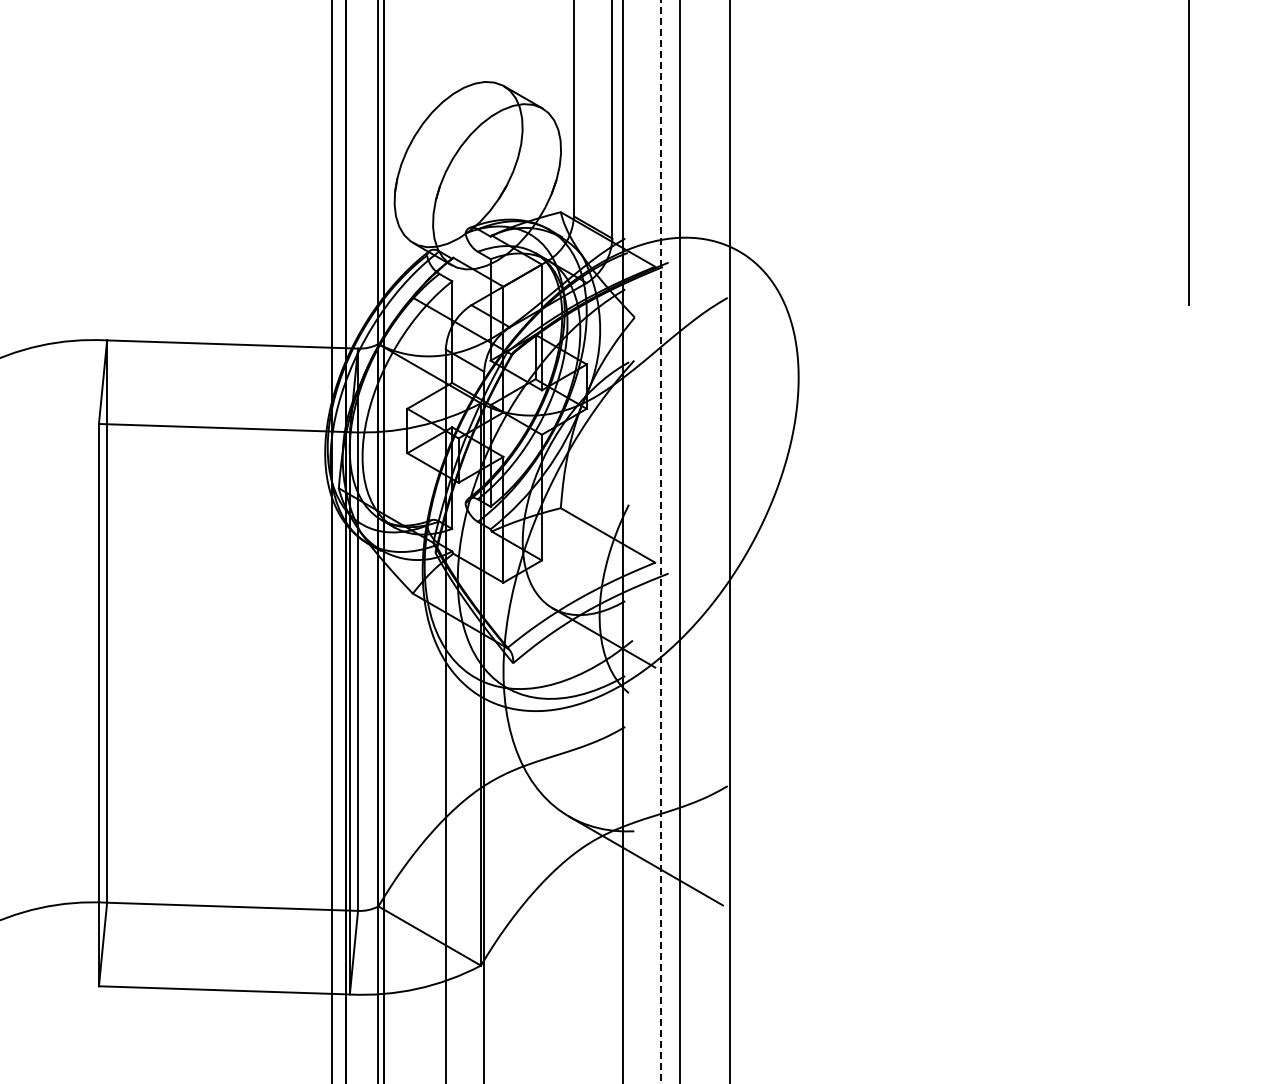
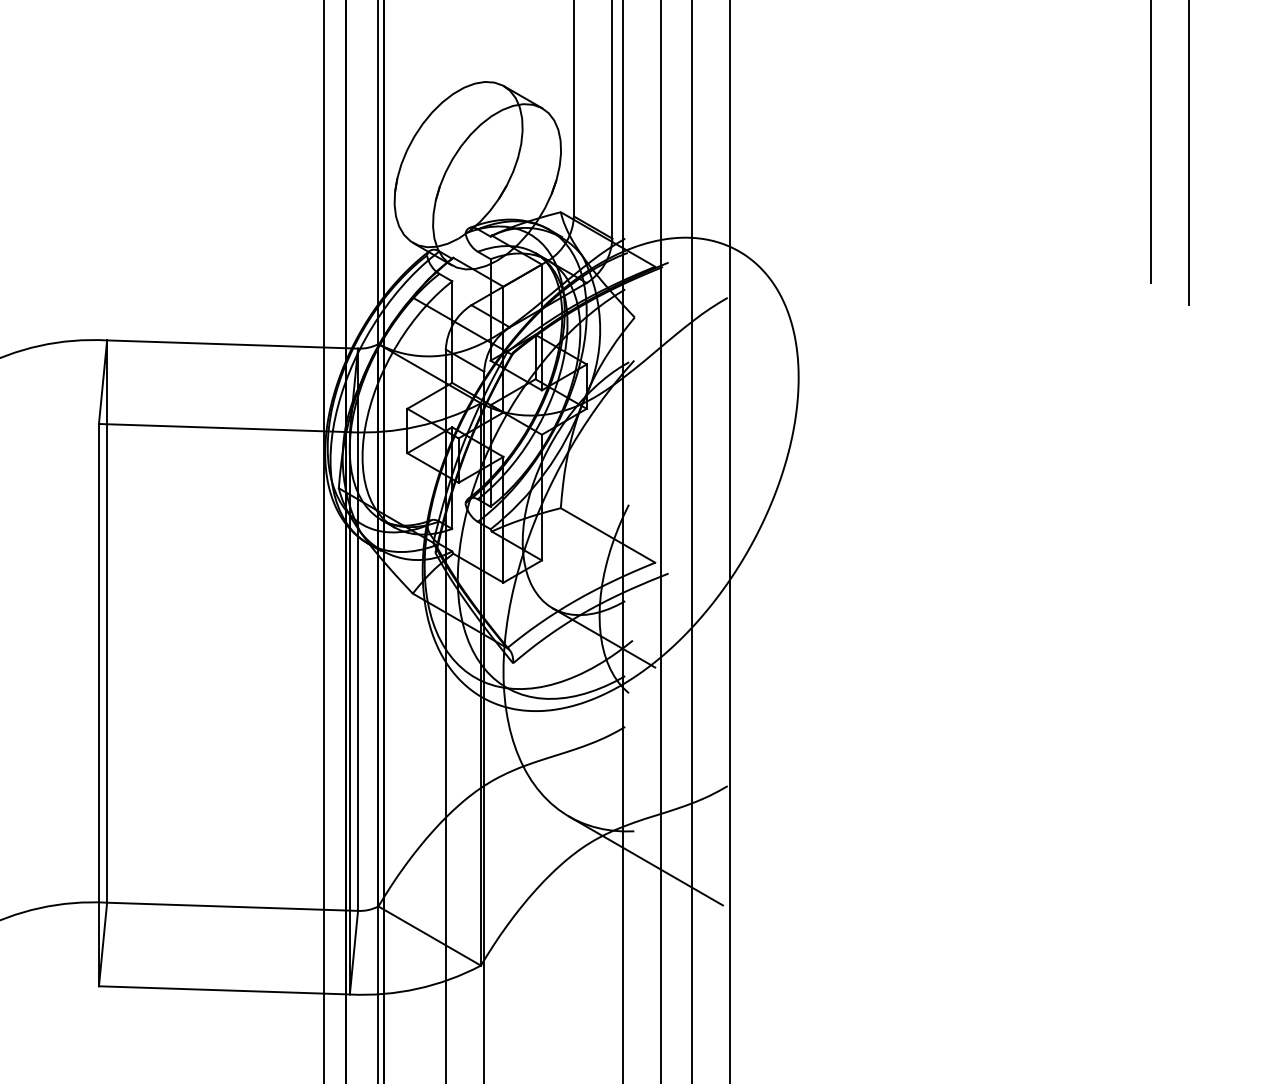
line: none -> present (1150, 142)
line position: (331, 541) -> (323, 541) (323, 541)
line: dashed -> solid (661, 541)
line position: (679, 541) -> (691, 541) (691, 541)
